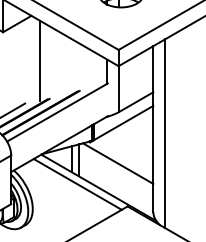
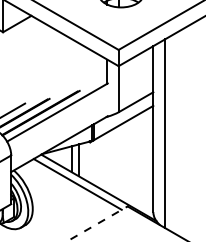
line: present -> none (39, 60)
line: present -> none (118, 163)
line: solid -> dashed (97, 223)
